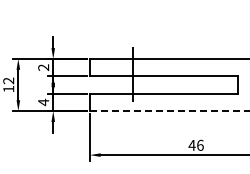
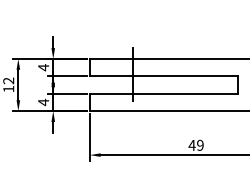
text: 2 -> 4 (43, 67)
line: dashed -> solid (169, 111)
text: 46 -> 49 (200, 144)
